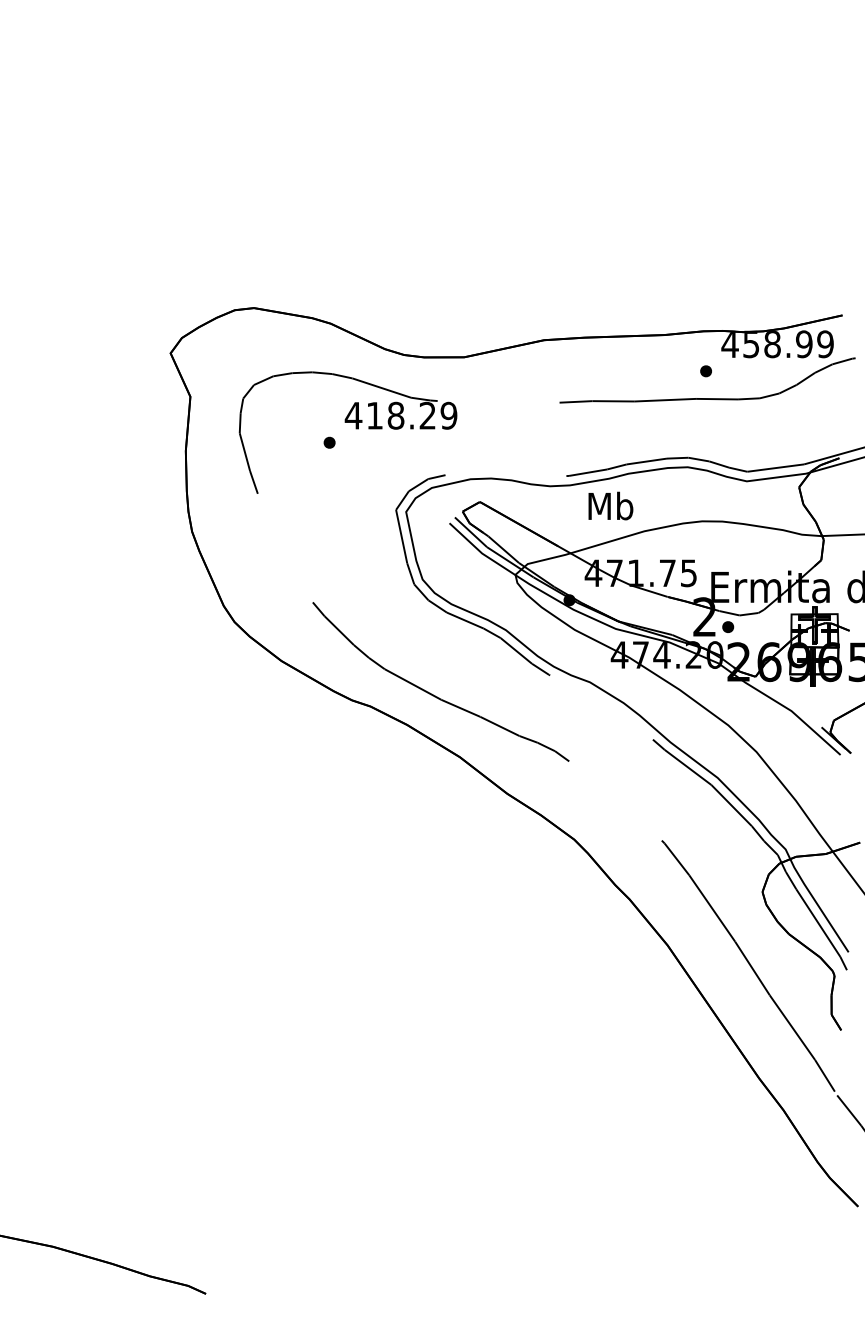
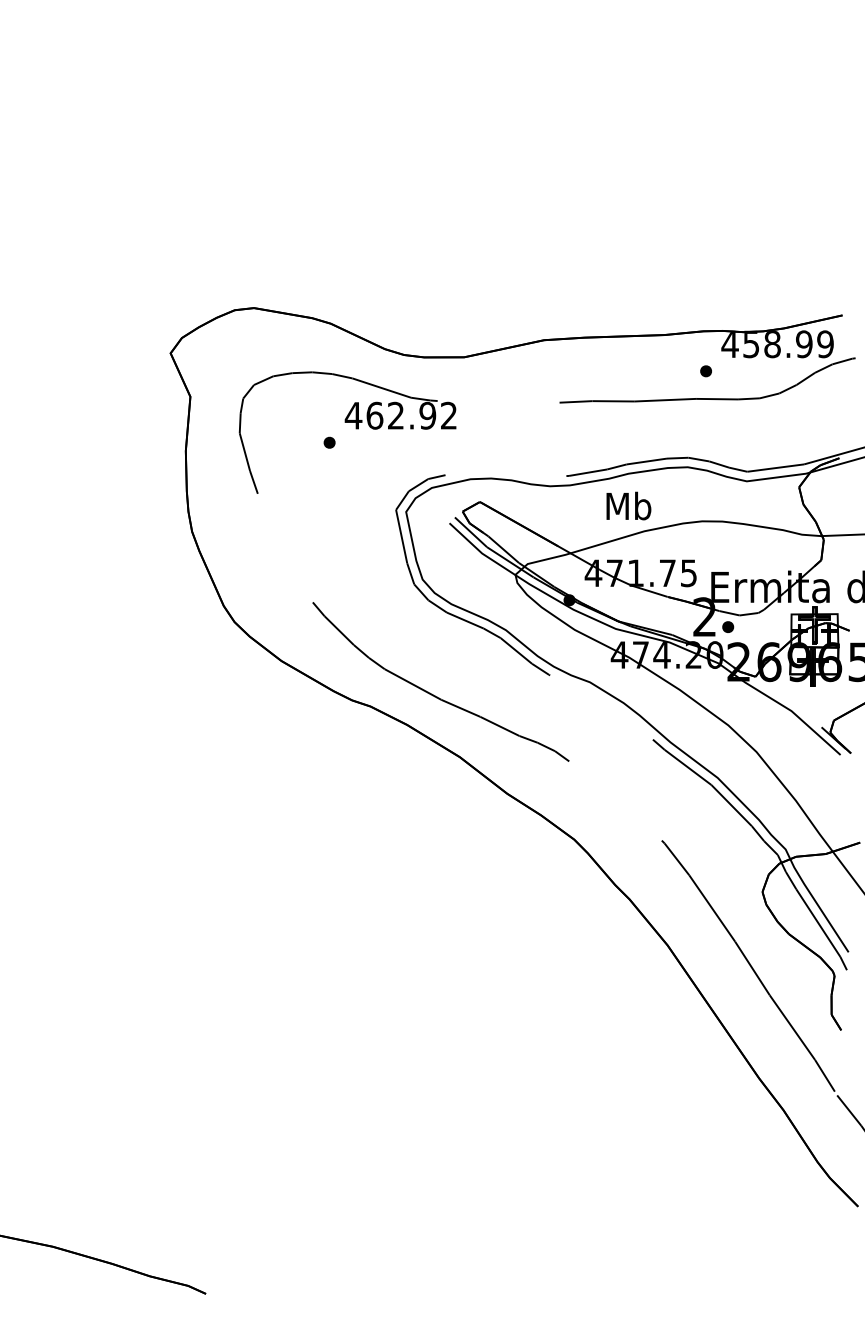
text: 418.29 -> 462.92 (411, 415)
text position: (610, 505) -> (628, 505) (628, 505)
